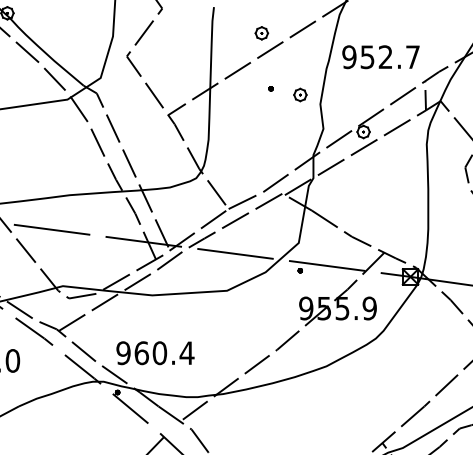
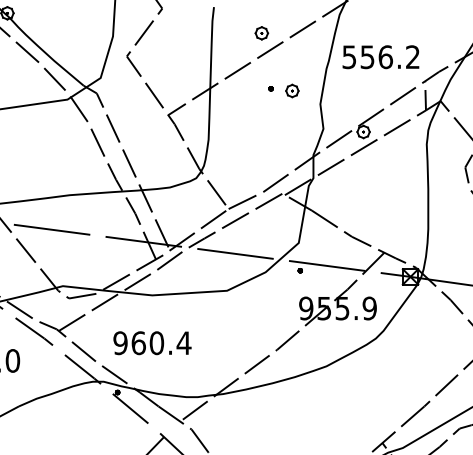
text: 952.7 -> 556.2 (380, 57)
part position: (300, 94) -> (292, 90) (292, 90)
text position: (155, 353) -> (152, 343) (152, 343)
